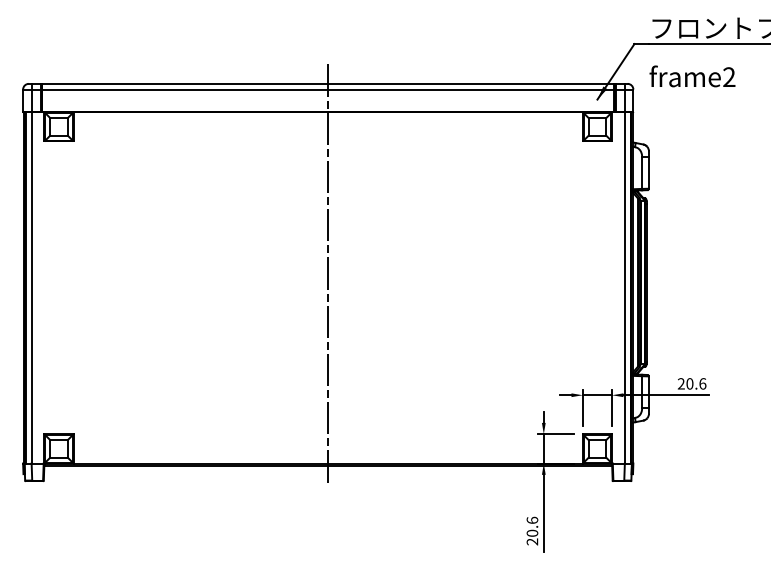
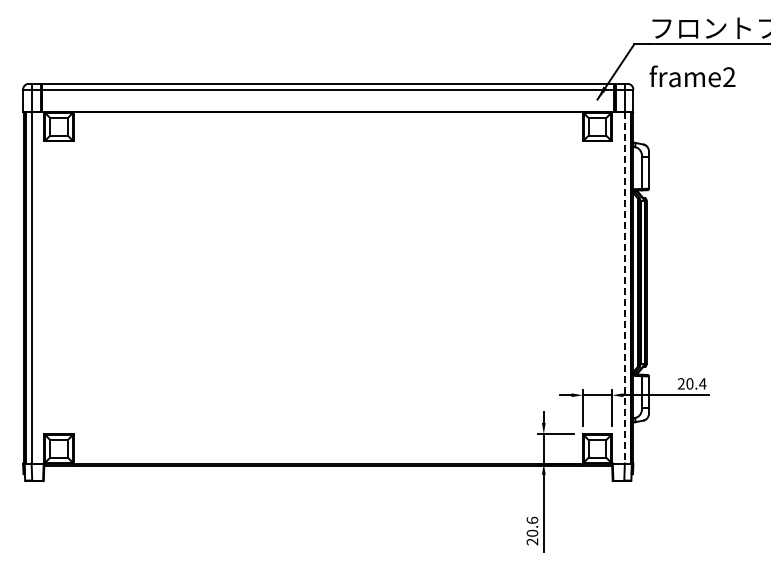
line: present -> none (328, 274)
line: solid -> dashed (624, 287)
text: 20.6 -> 20.4 (702, 383)
